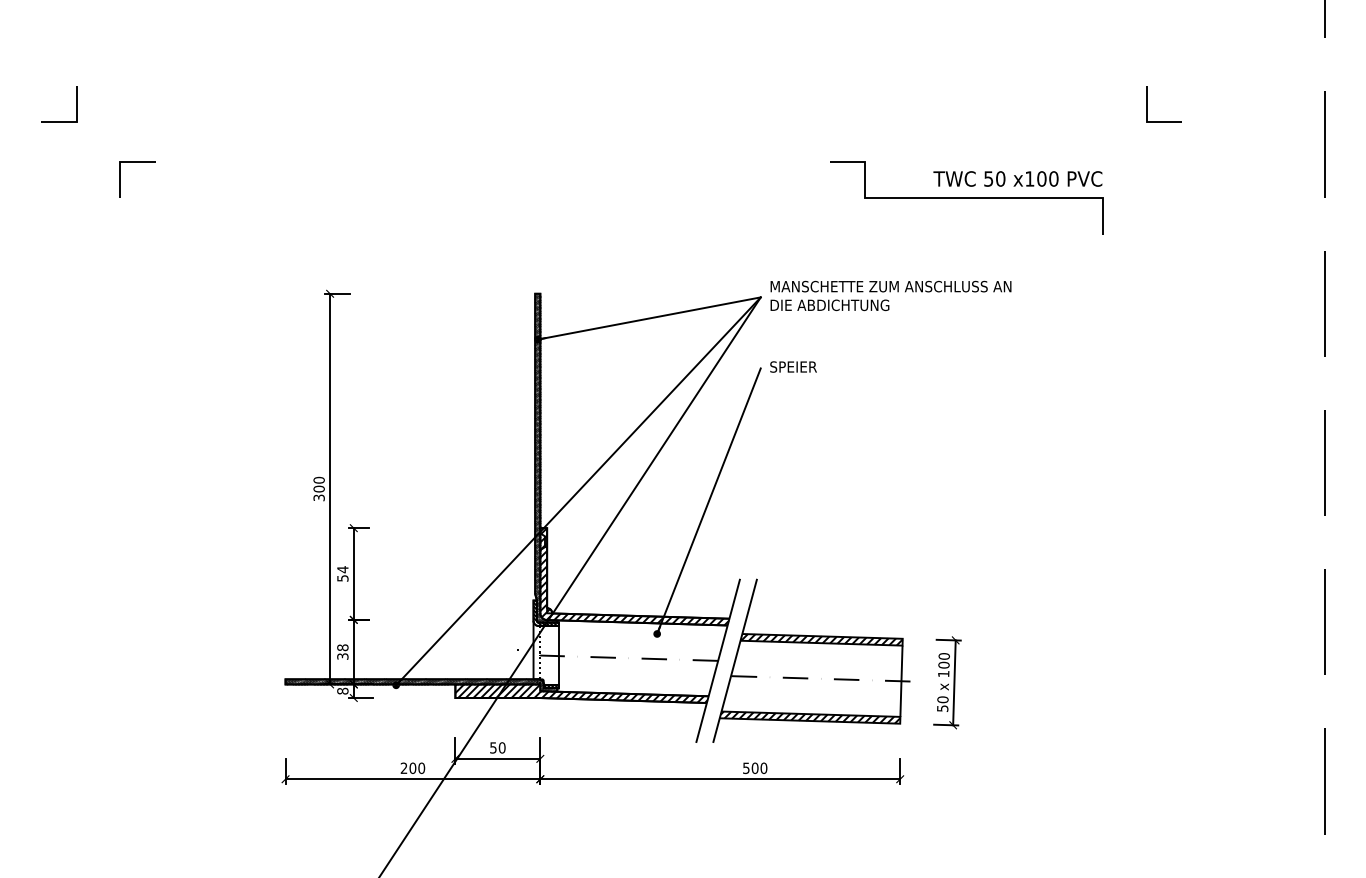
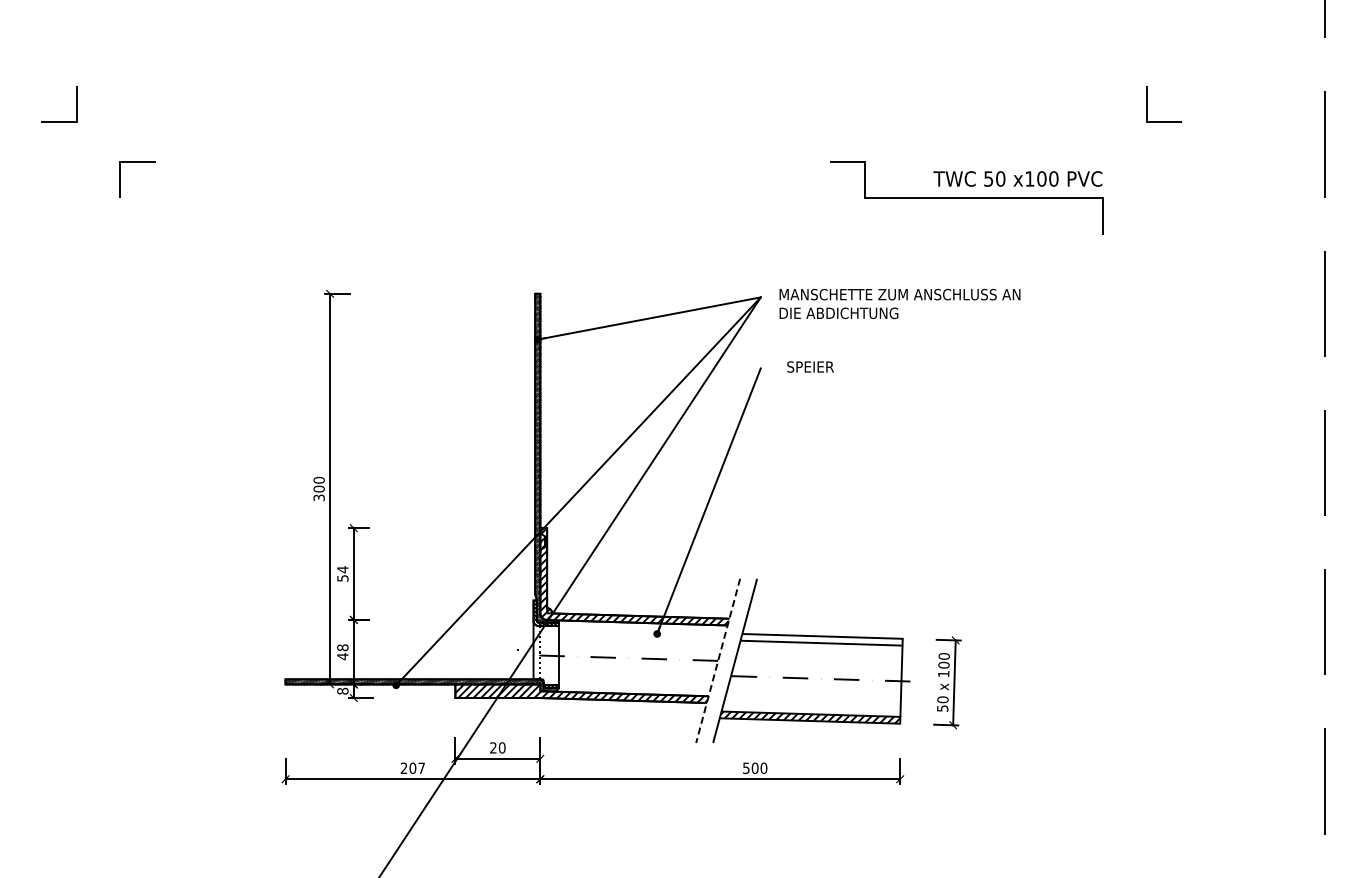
text position: (890, 295) -> (899, 303) (899, 303)
text position: (793, 366) -> (810, 366) (810, 366)
hatch: present -> none (821, 639)
text: 38 -> 48 (342, 656)
line: solid -> dashed (718, 660)
text: 50 -> 20 (493, 747)
text: 200 -> 207 (421, 768)
